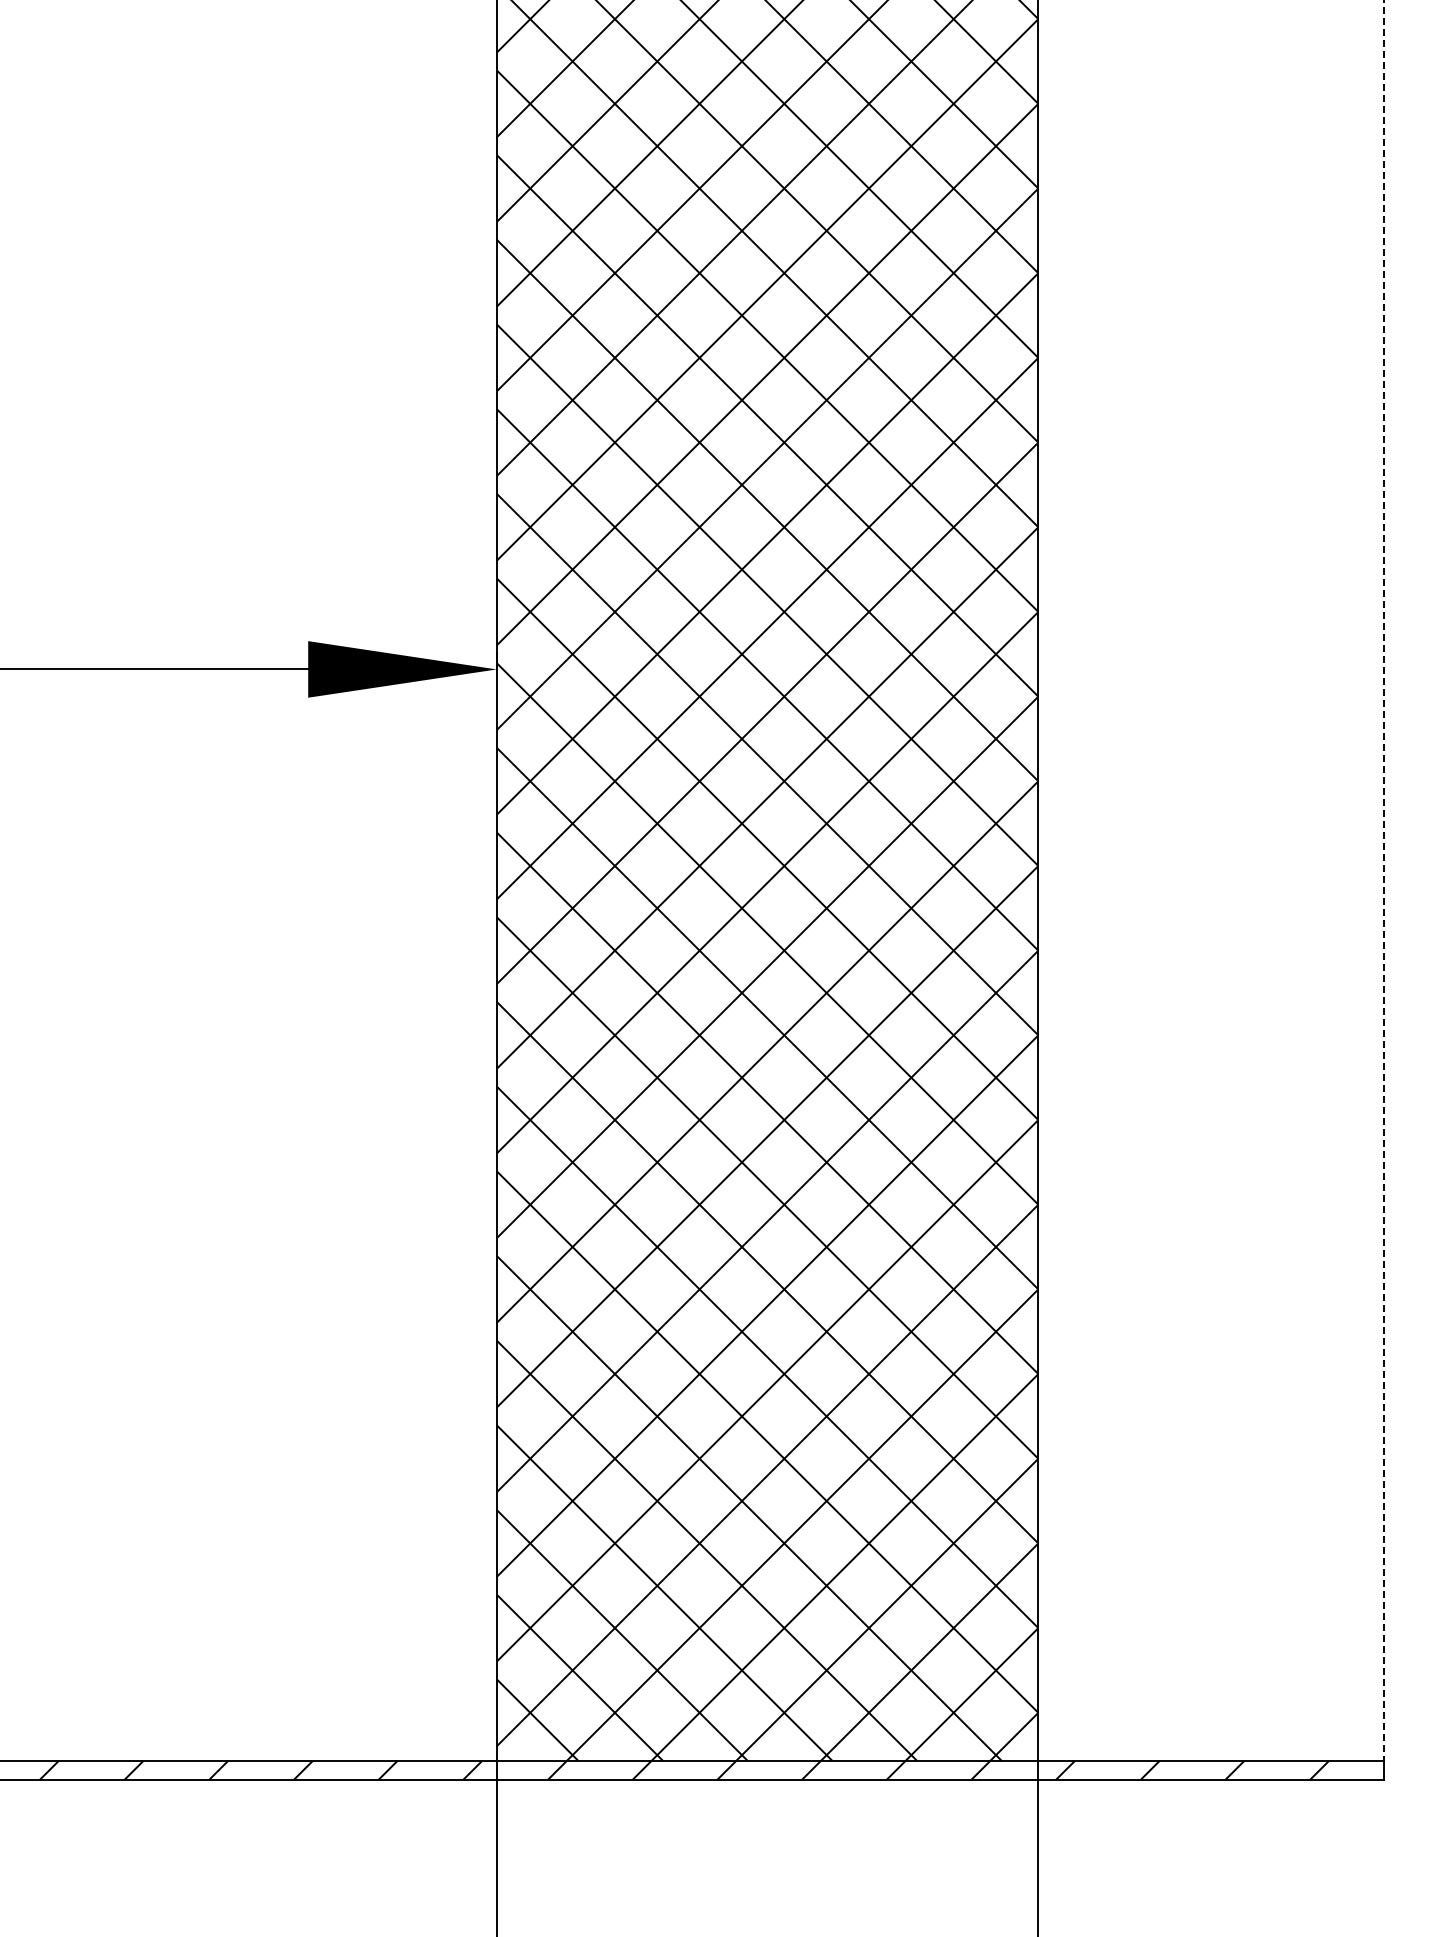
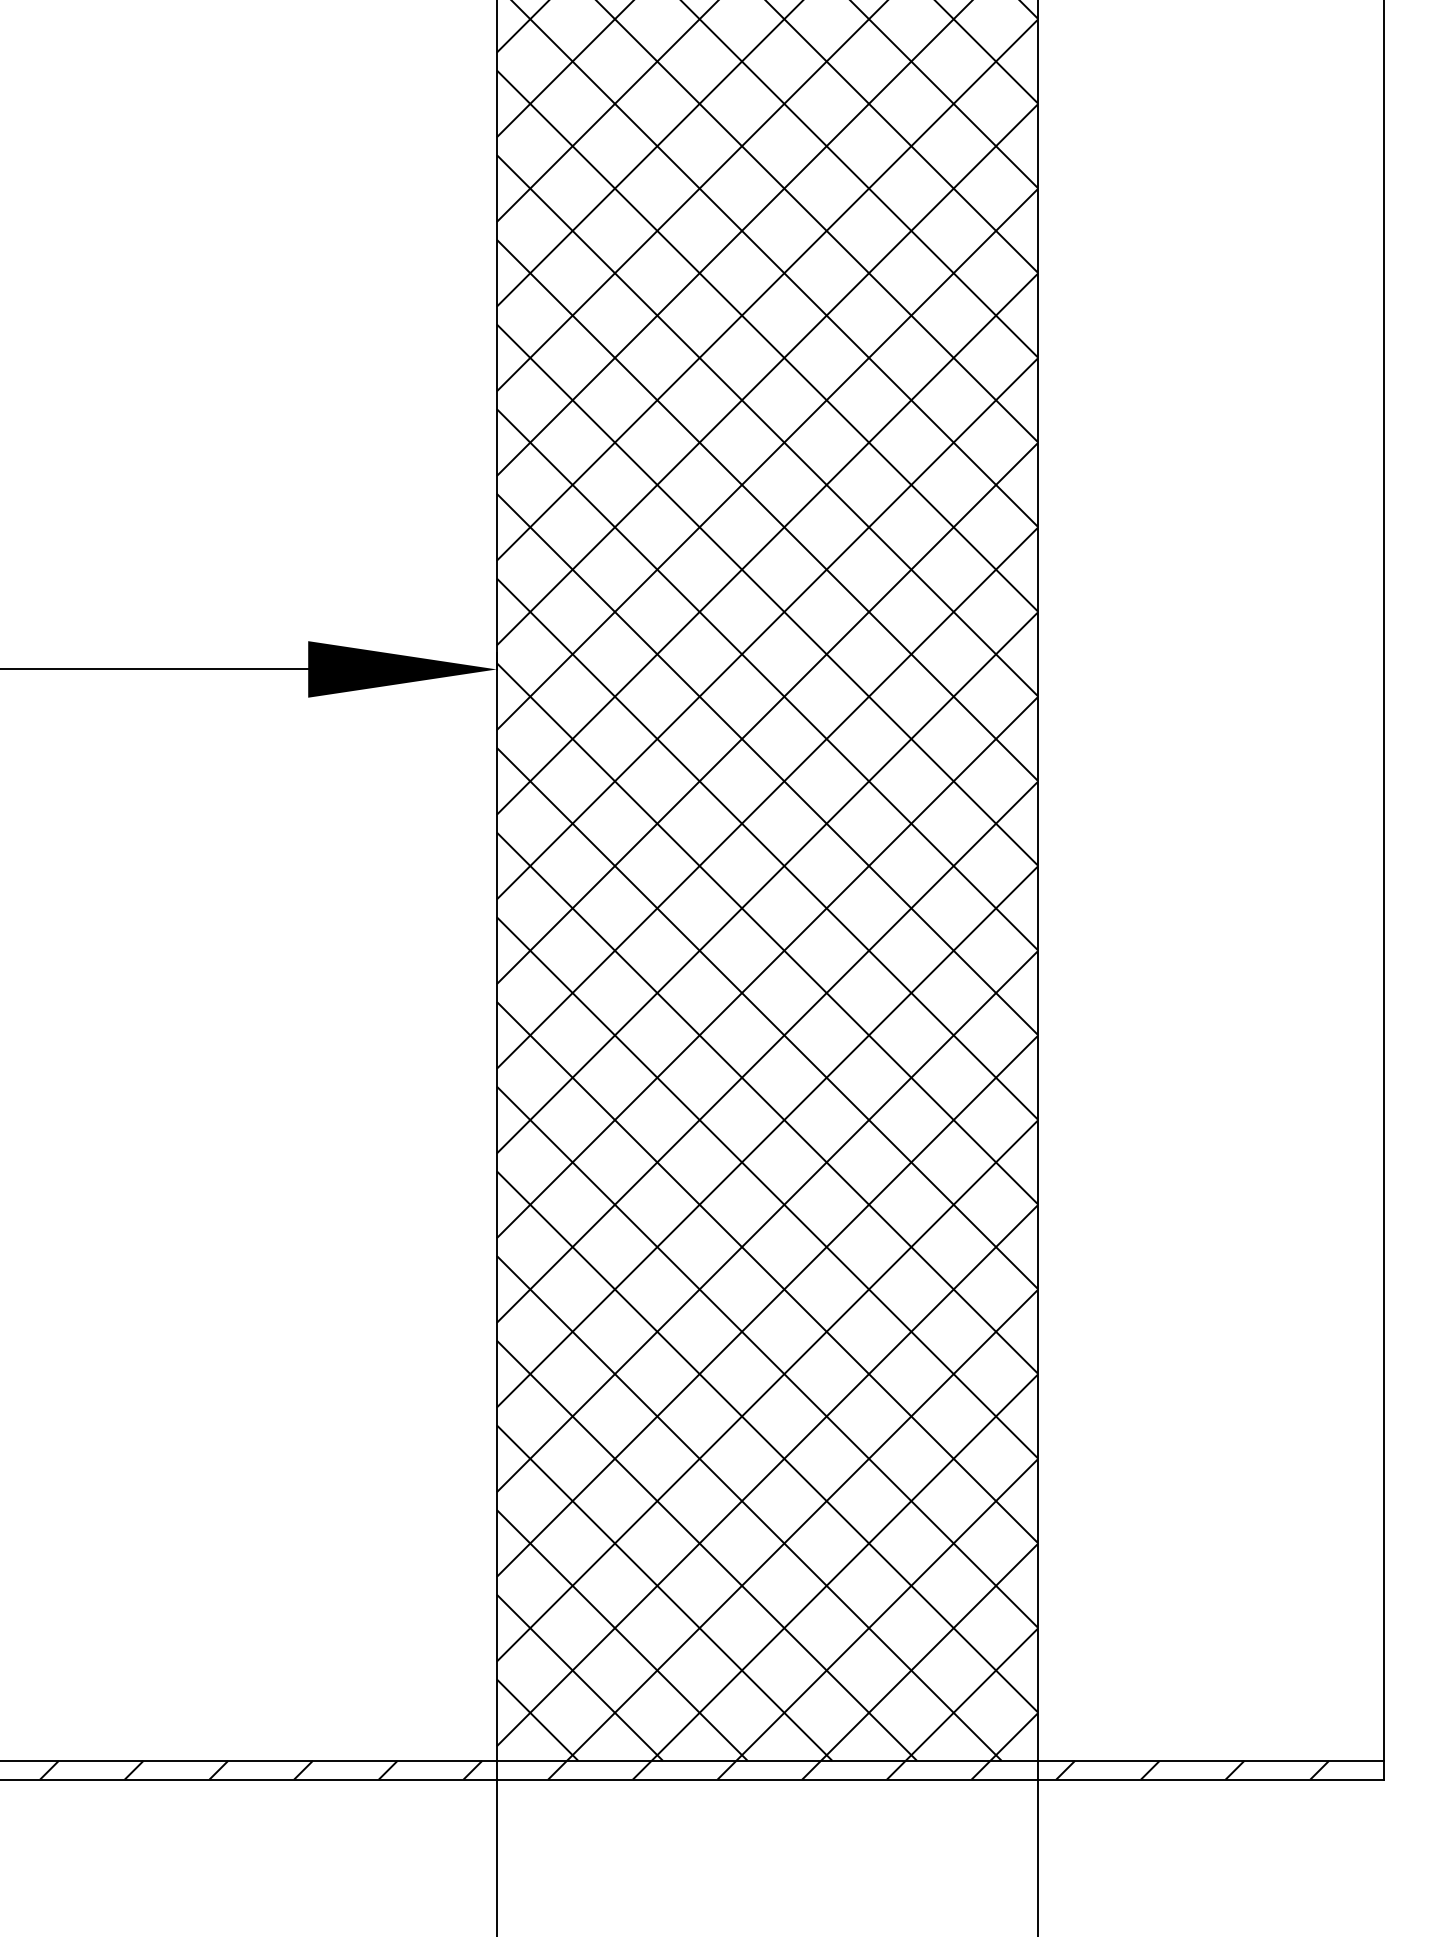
line: dashed -> solid (1384, 880)
